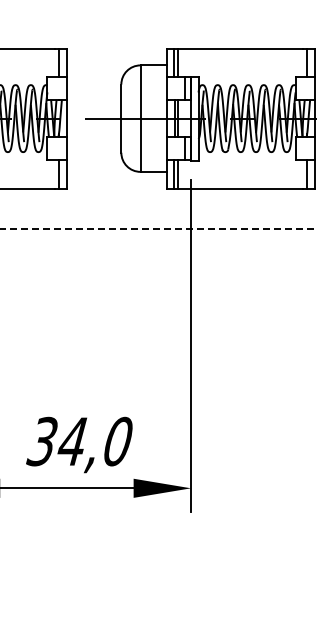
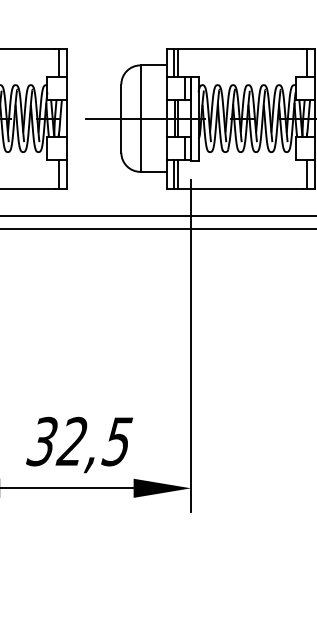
line: none -> present (157, 215)
line: dashed -> solid (158, 229)
text: 34,0 -> 32,5 (93, 441)
